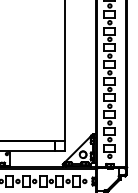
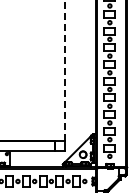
line: solid -> dashed (65, 70)
